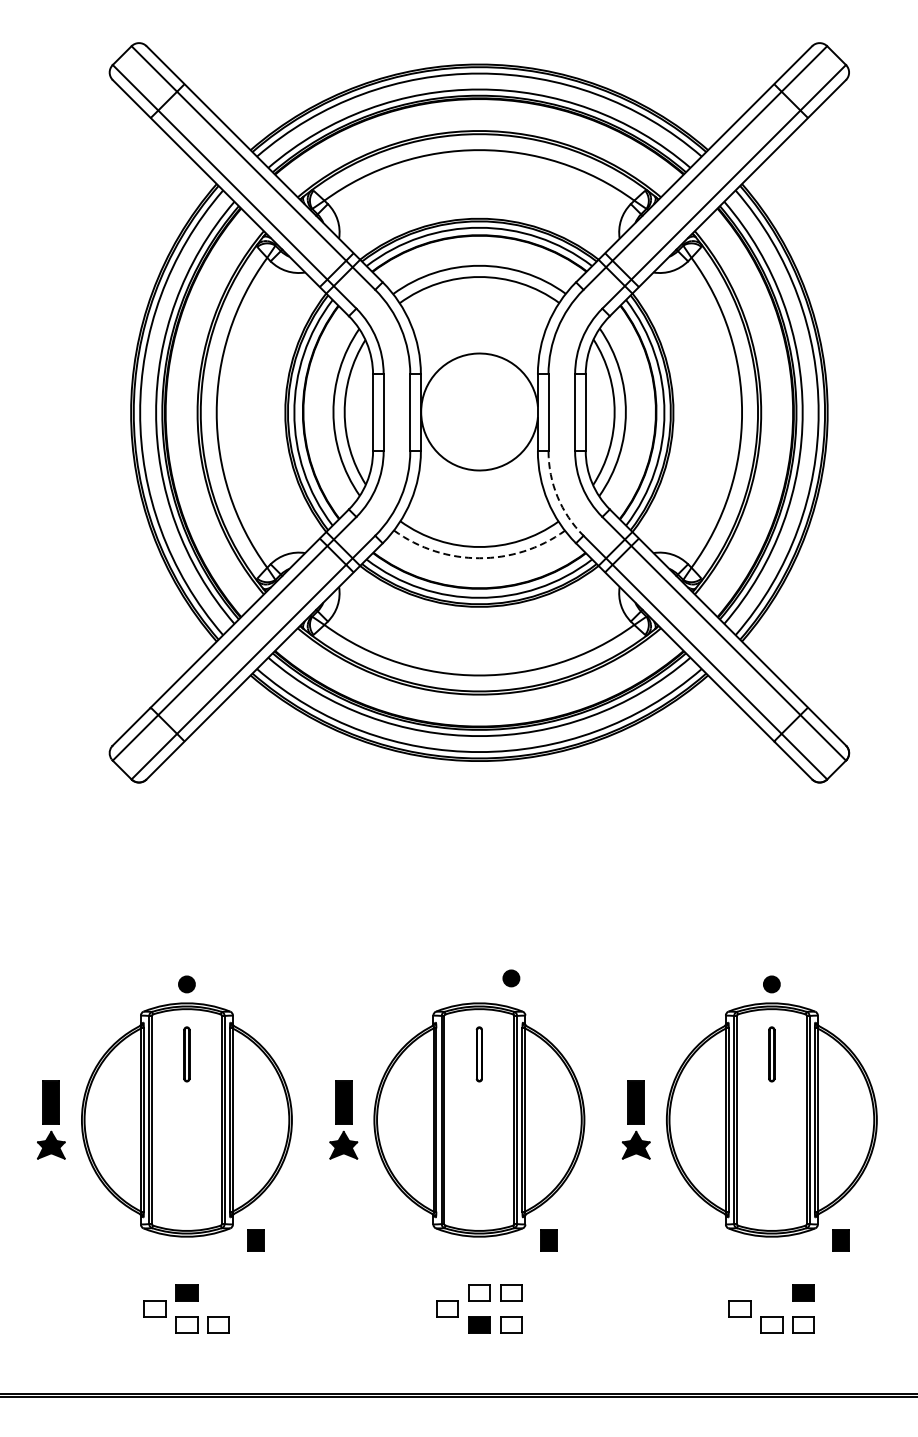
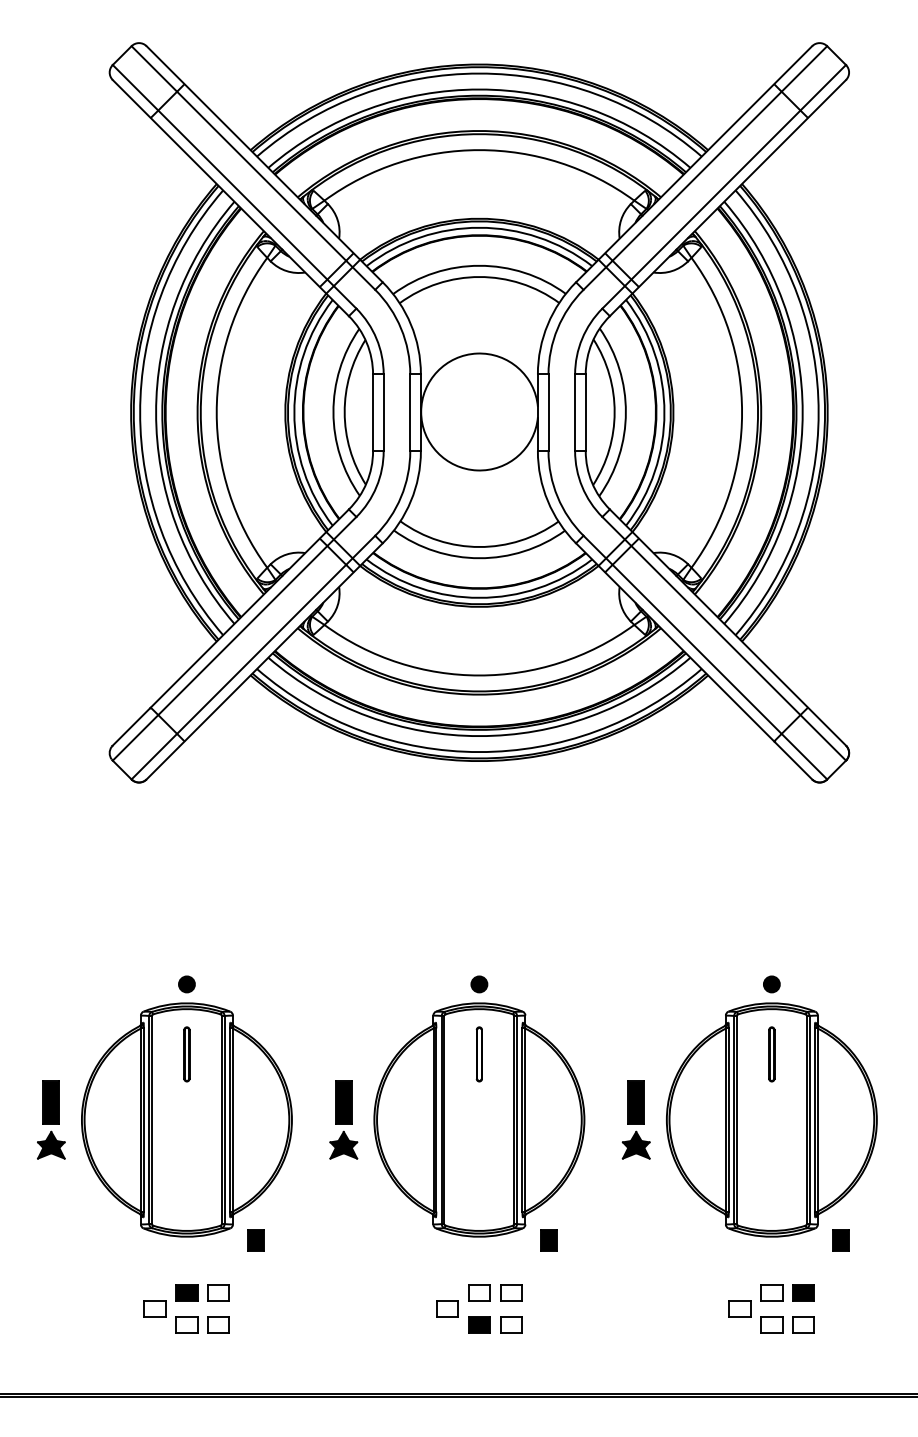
arc: dashed -> solid (557, 496)
arc: dashed -> solid (479, 558)
part position: (511, 978) -> (479, 984) (479, 984)
part: none -> present (218, 1292)
part: none -> present (771, 1292)
